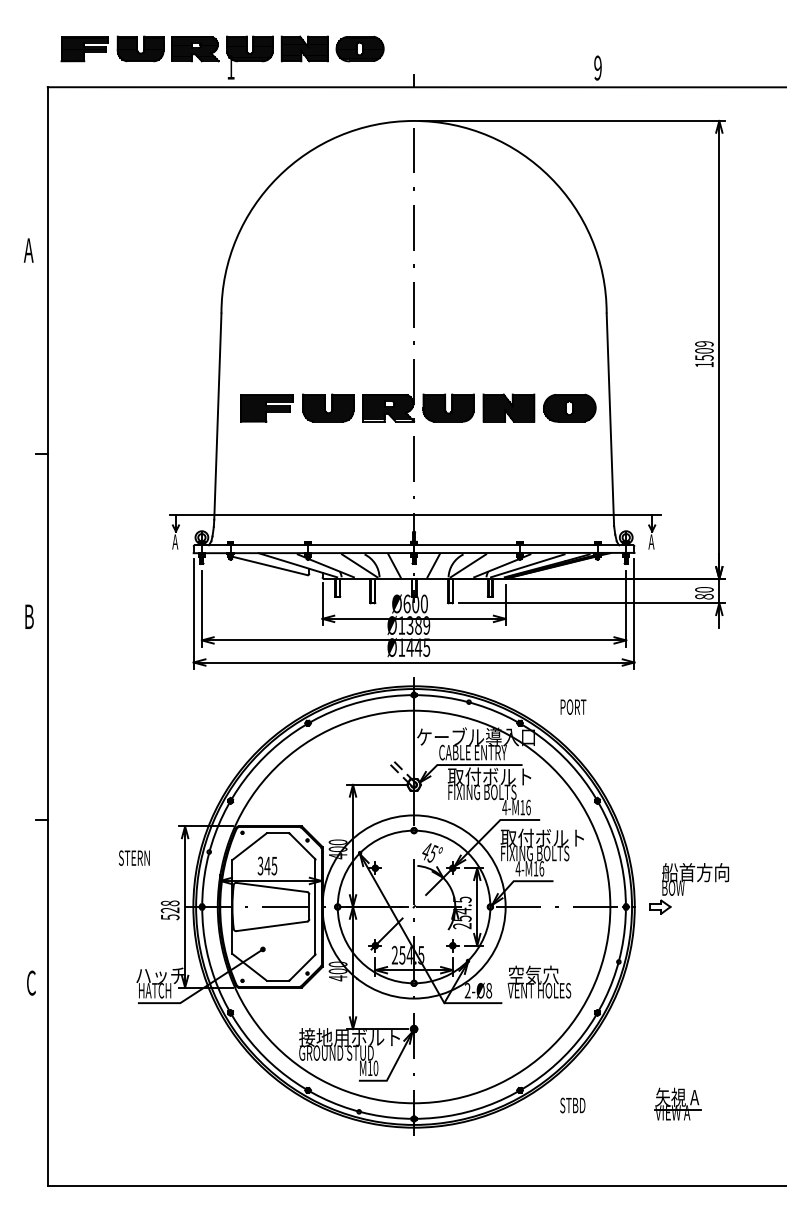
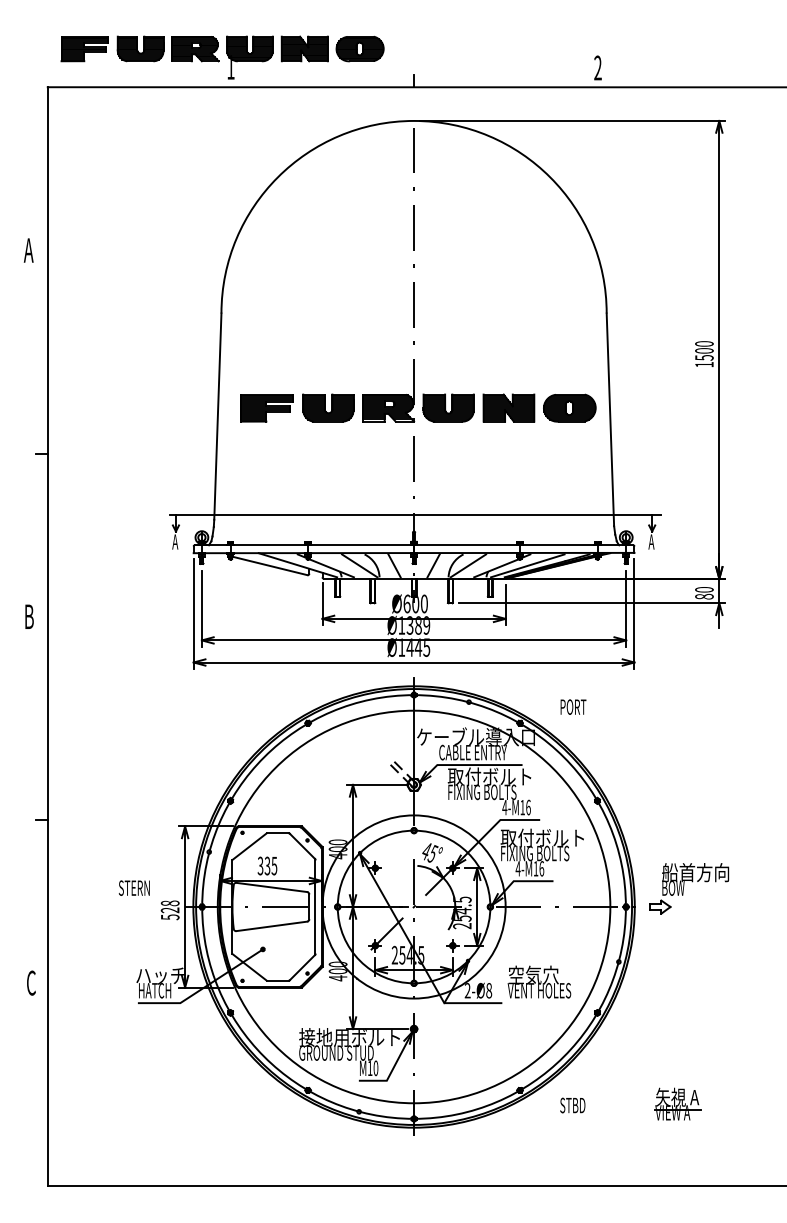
text: 9 -> 2 (597, 68)
text: 1509 -> 1500 (704, 343)
text position: (133, 857) -> (133, 887) (133, 887)
text: 345 -> 335 (267, 865)
